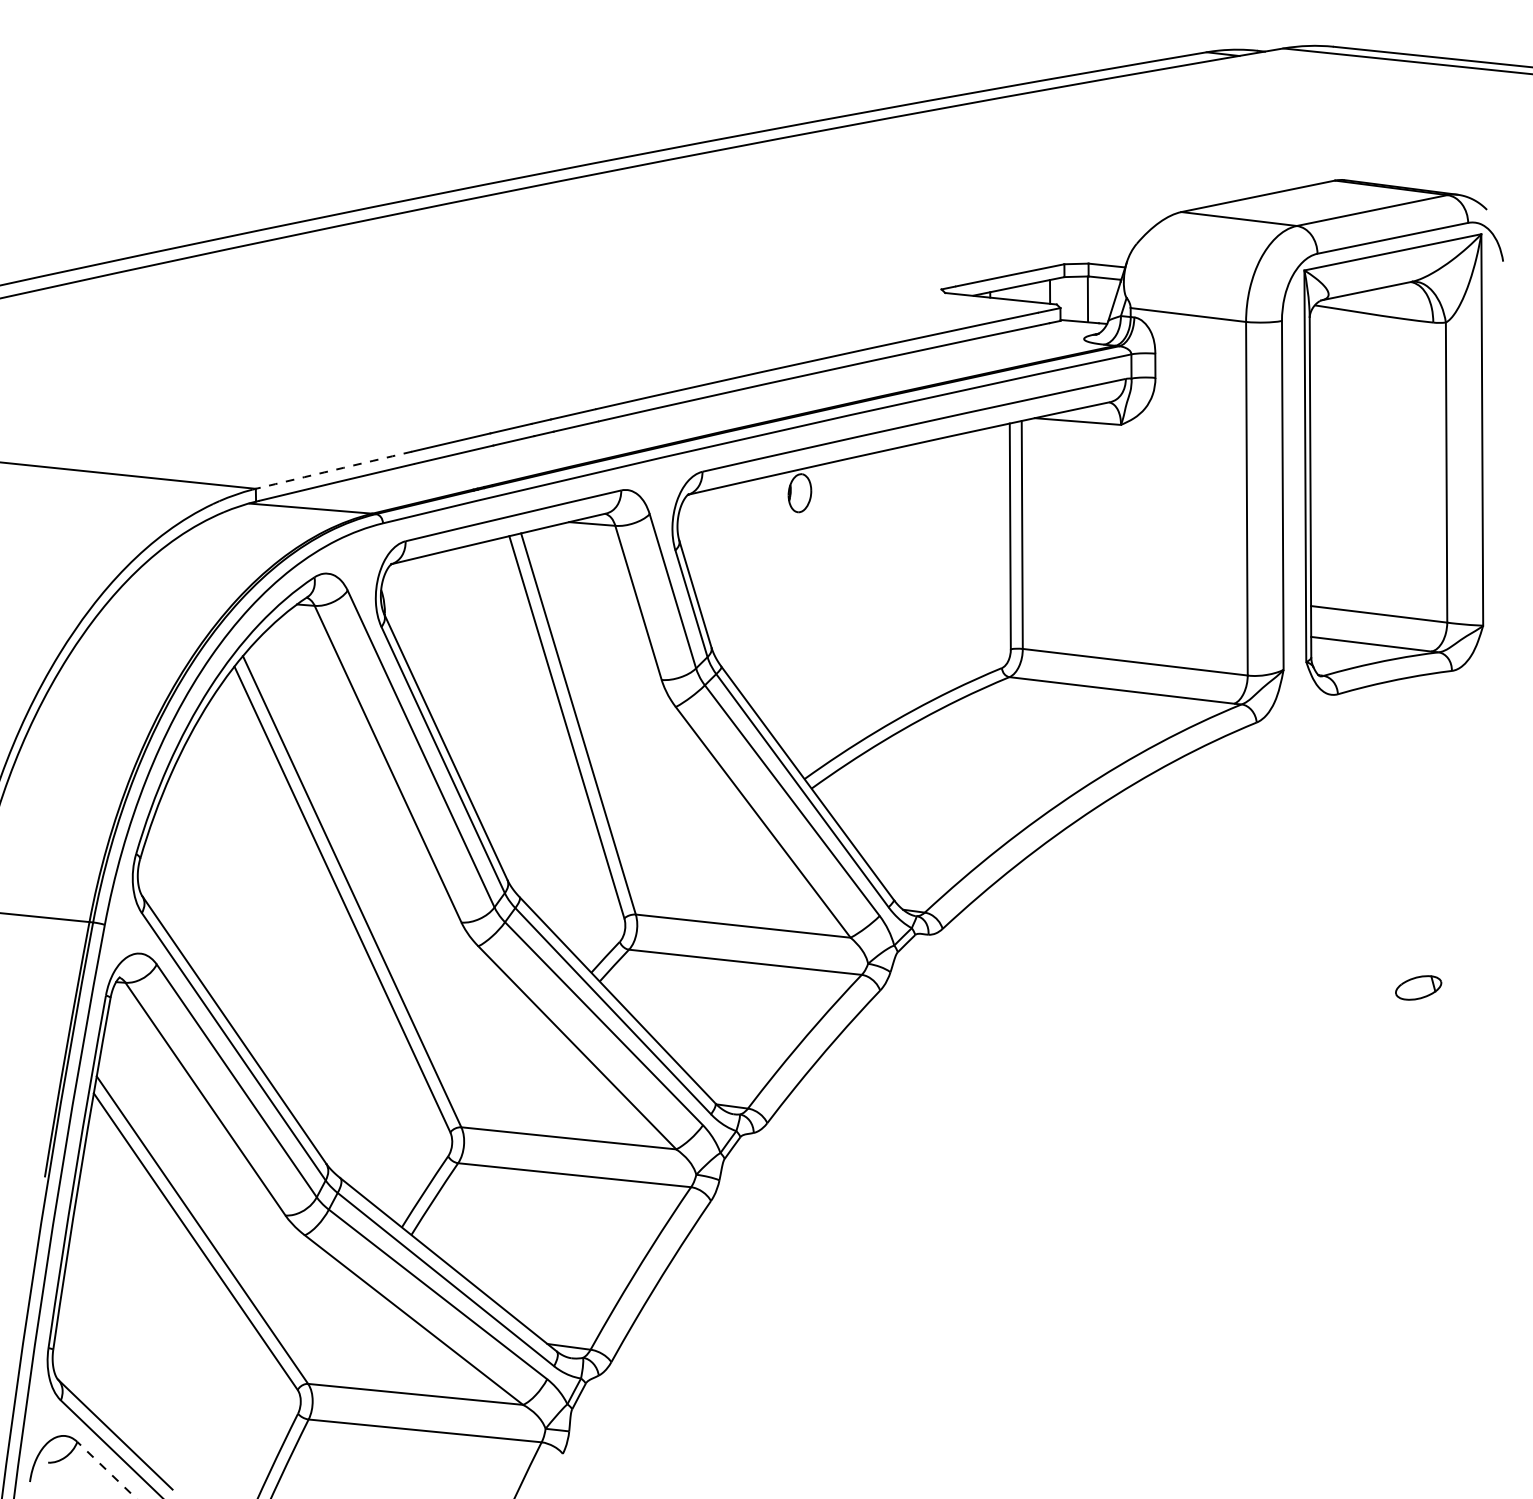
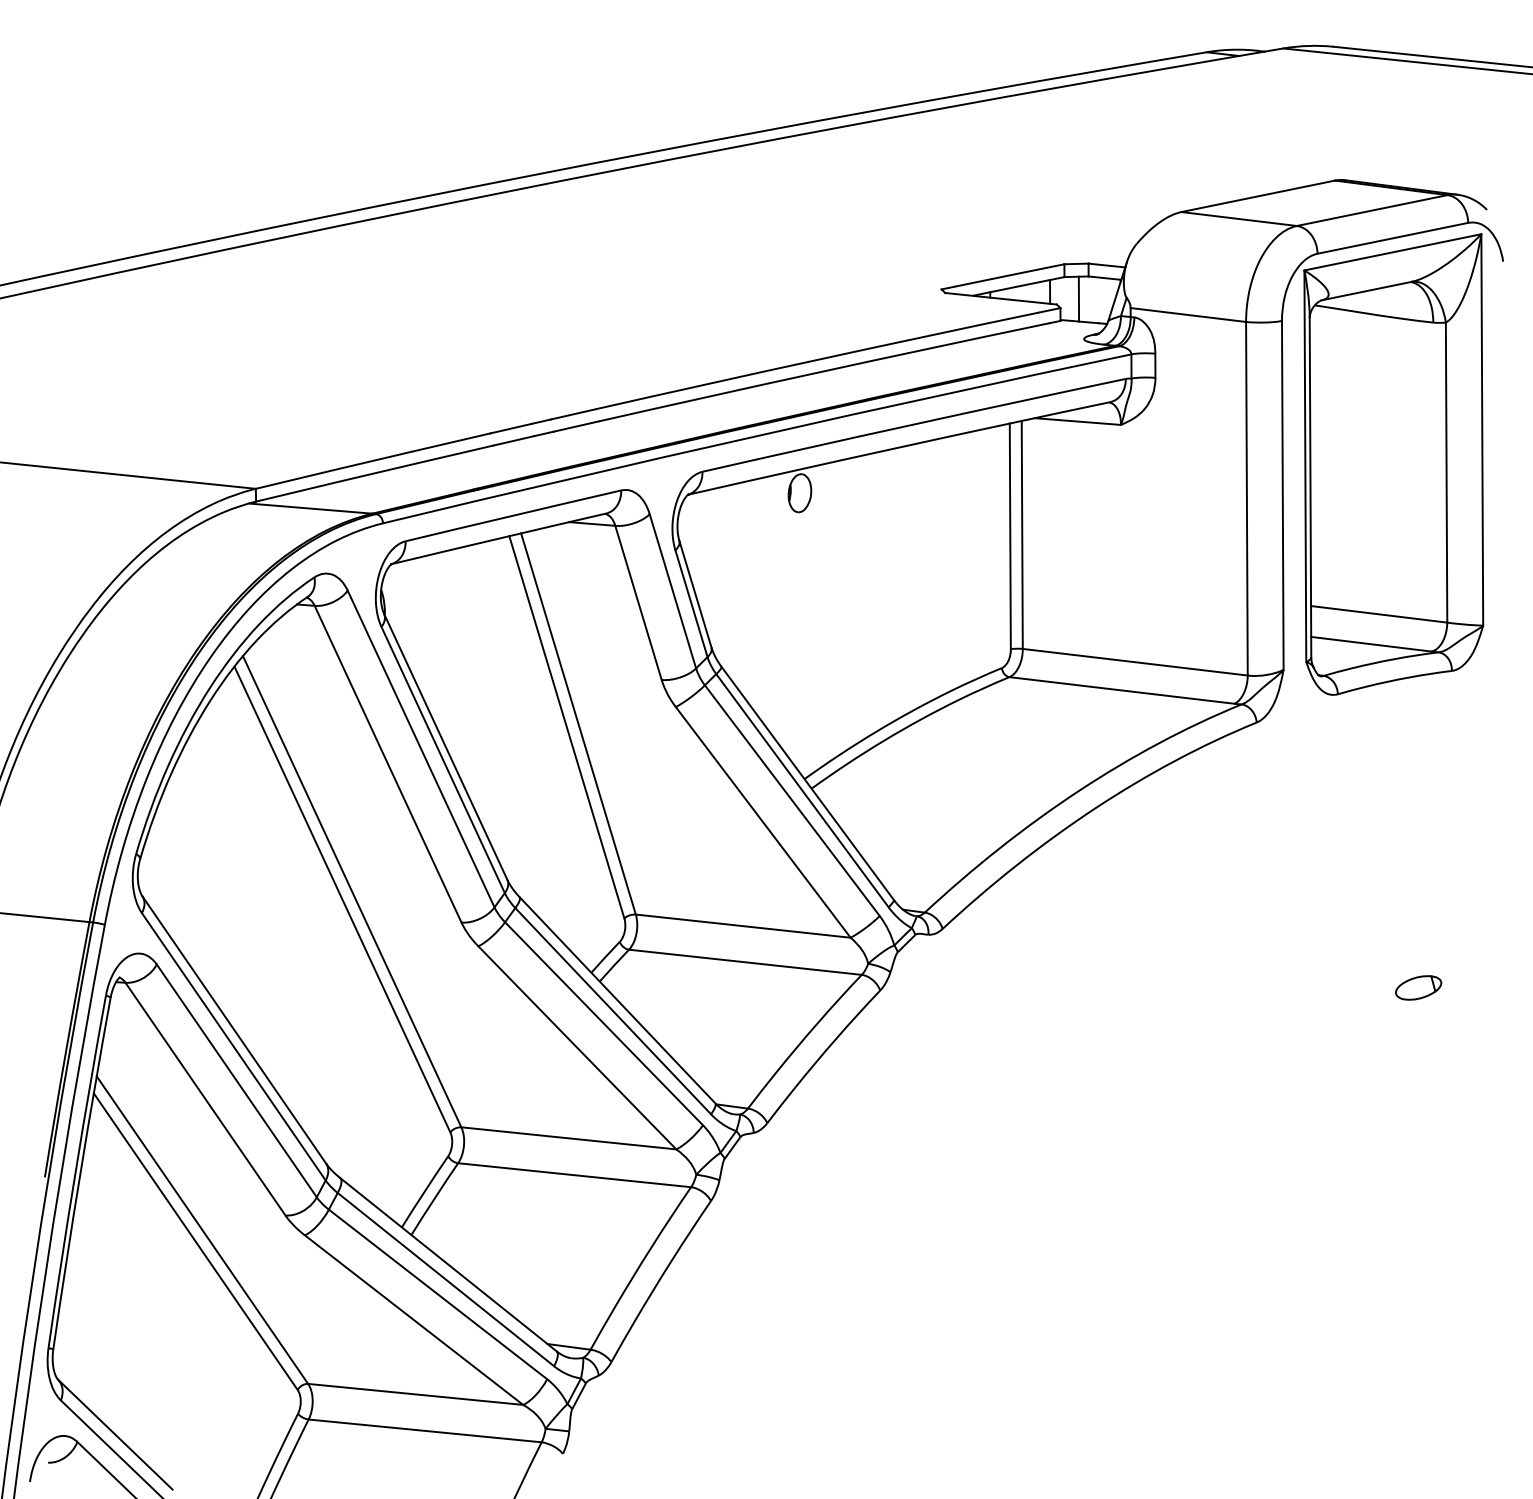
line position: (1087, 298) -> (1078, 298) (1078, 298)
arc: dashed -> solid (333, 470)
line: dashed -> solid (106, 1470)
